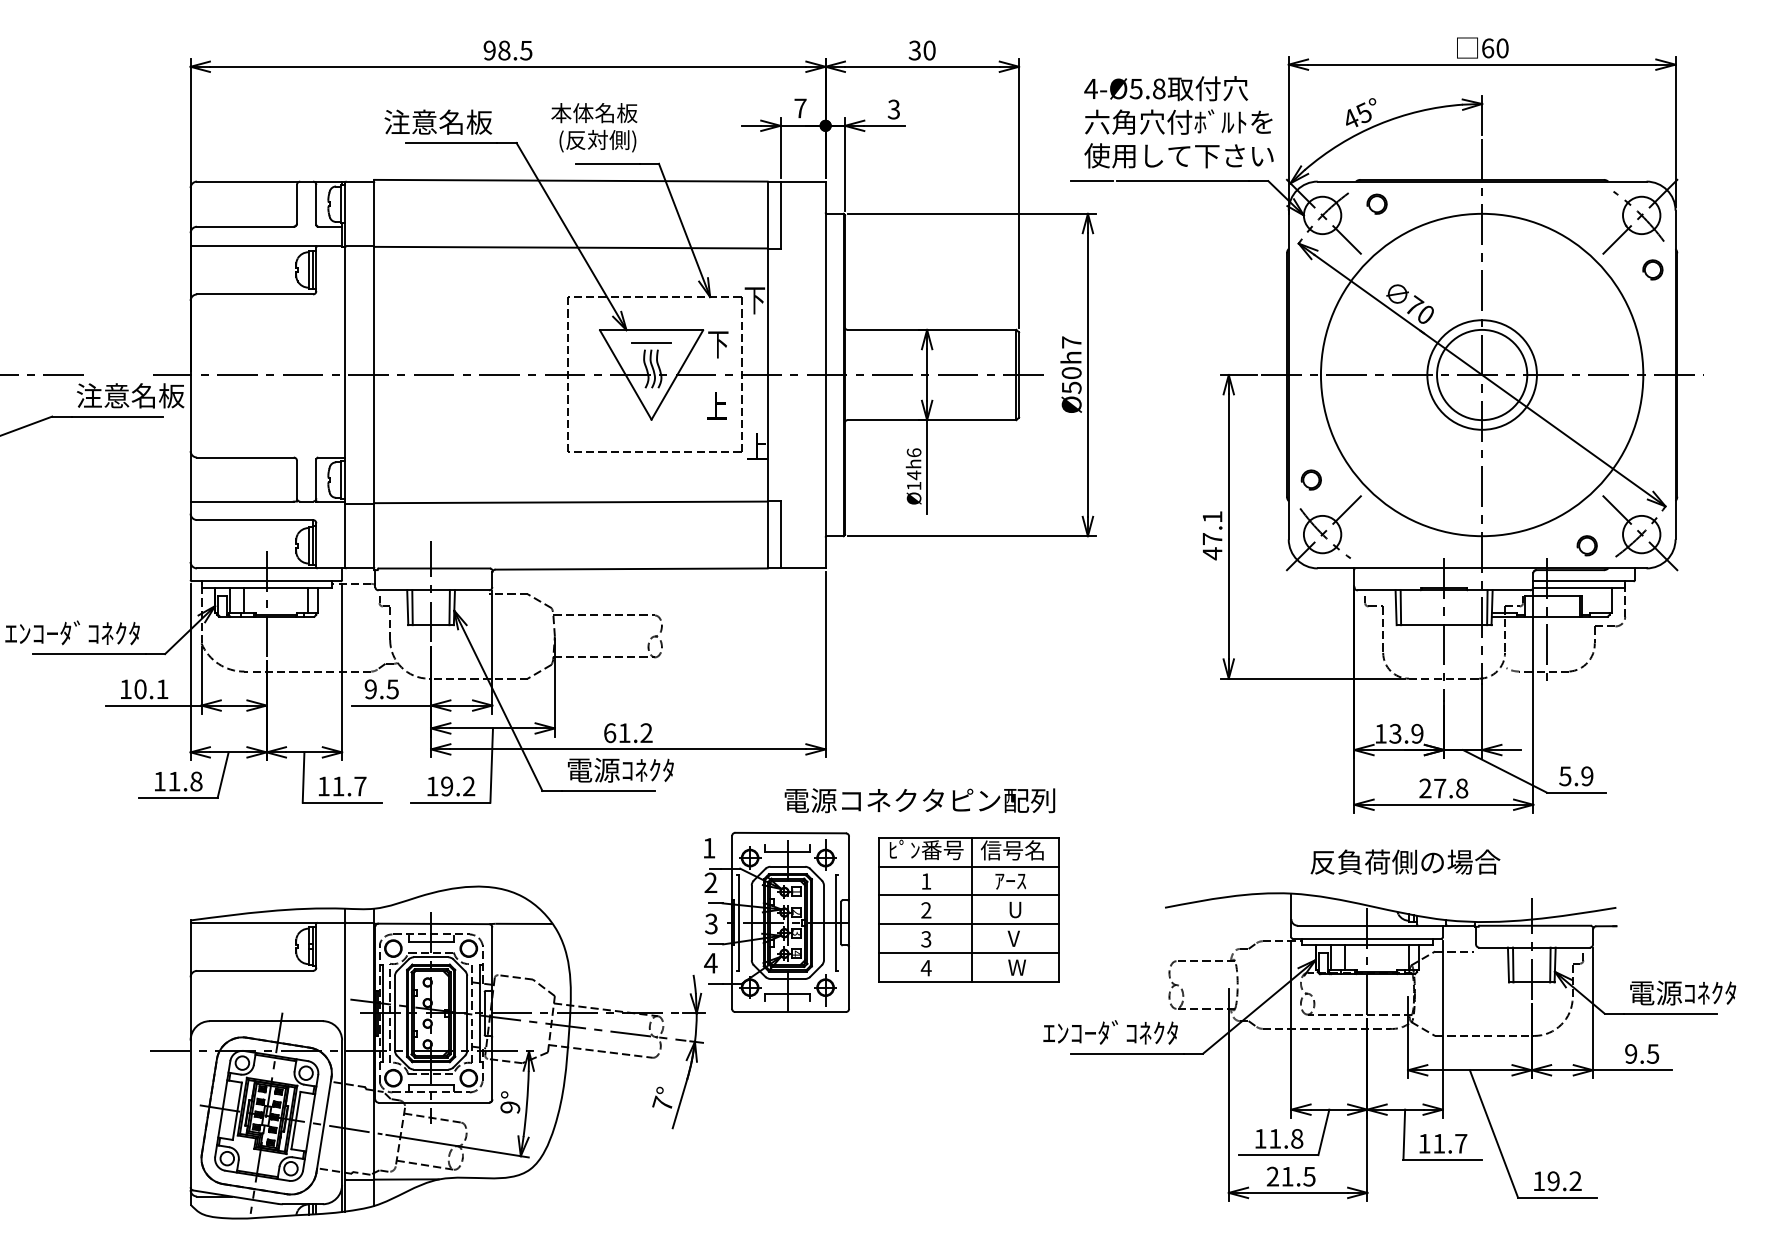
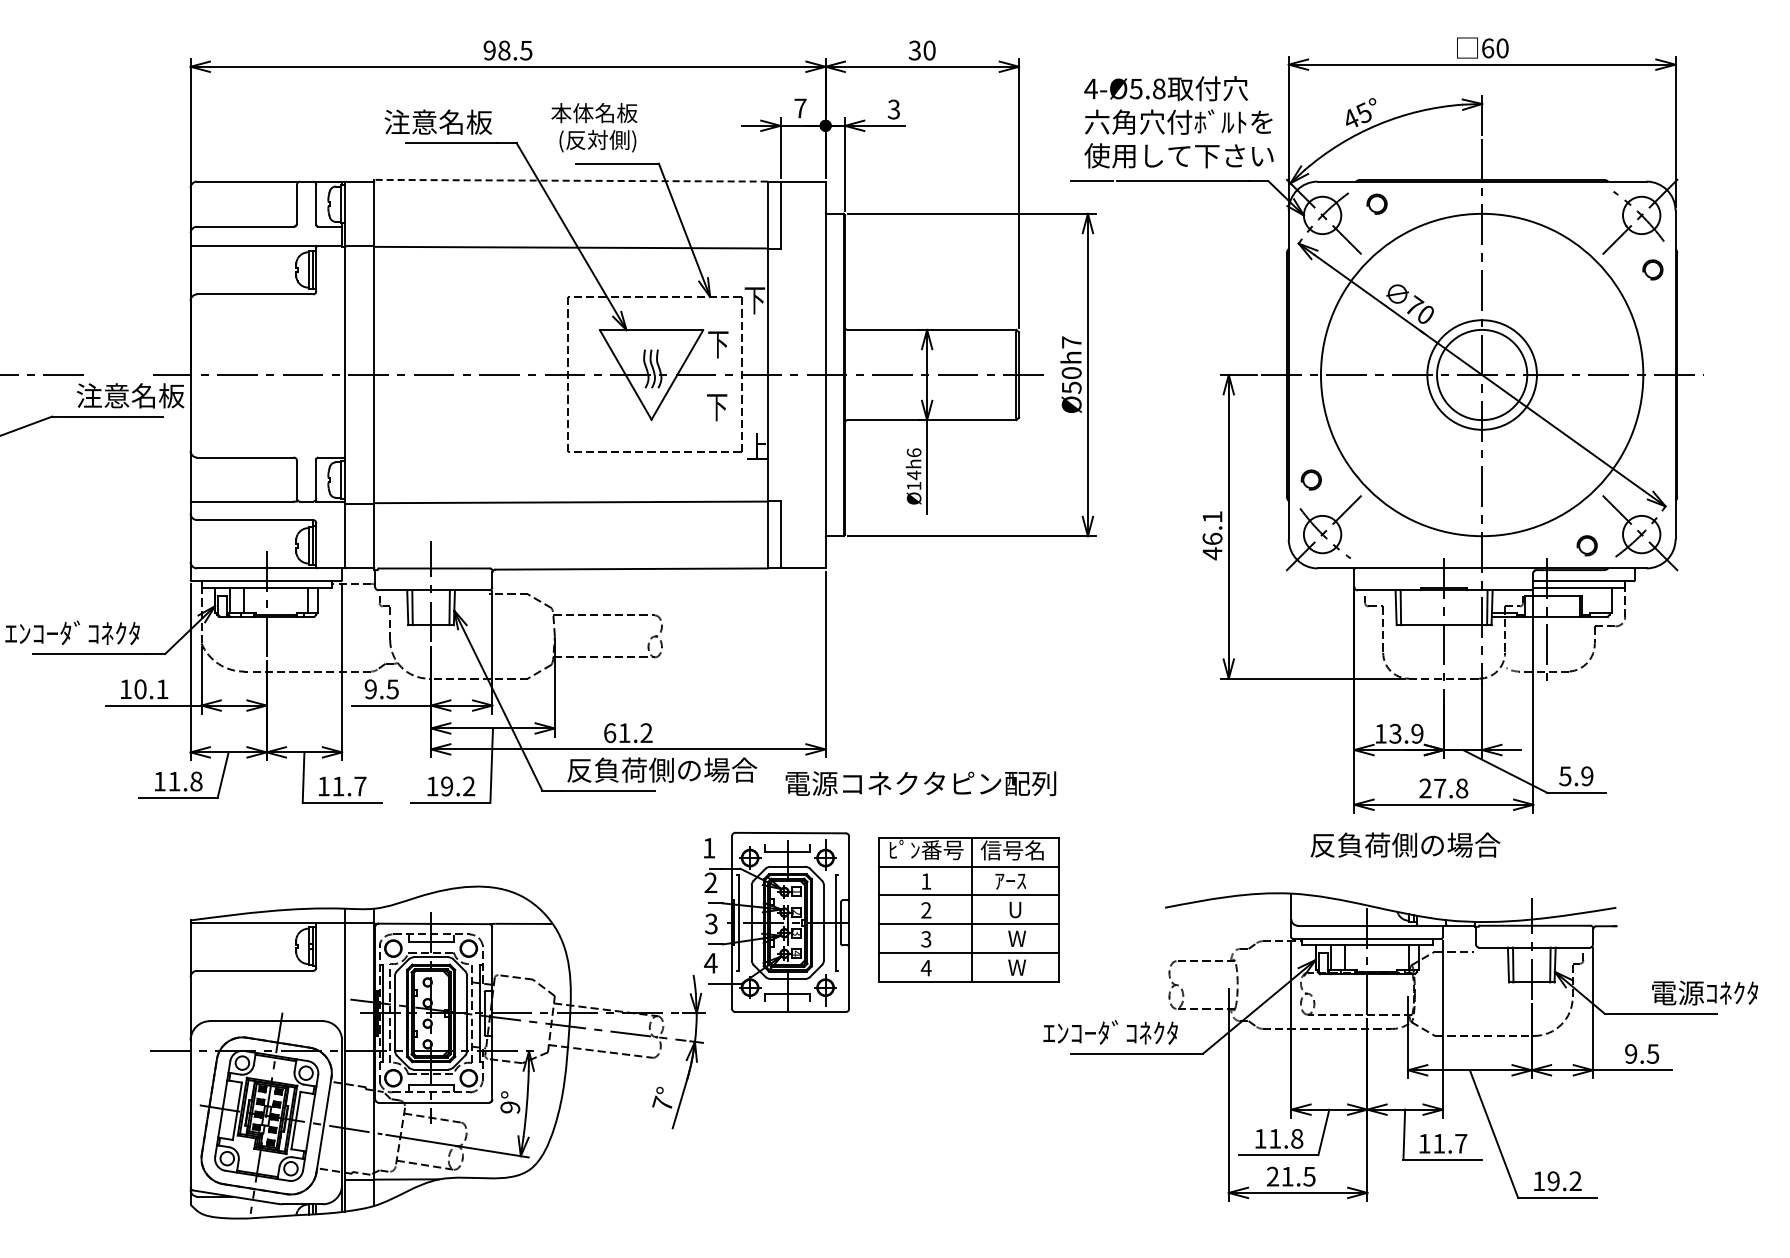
line: solid -> dashed (571, 180)
line: present -> none (651, 343)
text: 上 -> 下 (717, 406)
text: 47.1 -> 46.1 (1212, 538)
text: 電源ｺﾈｸﾀ -> 反負荷側の場合 (662, 769)
text position: (919, 800) -> (920, 783) (920, 783)
text position: (1405, 861) -> (1405, 844) (1405, 844)
text: V -> W (1016, 938)
text position: (1683, 992) -> (1705, 992) (1705, 992)
